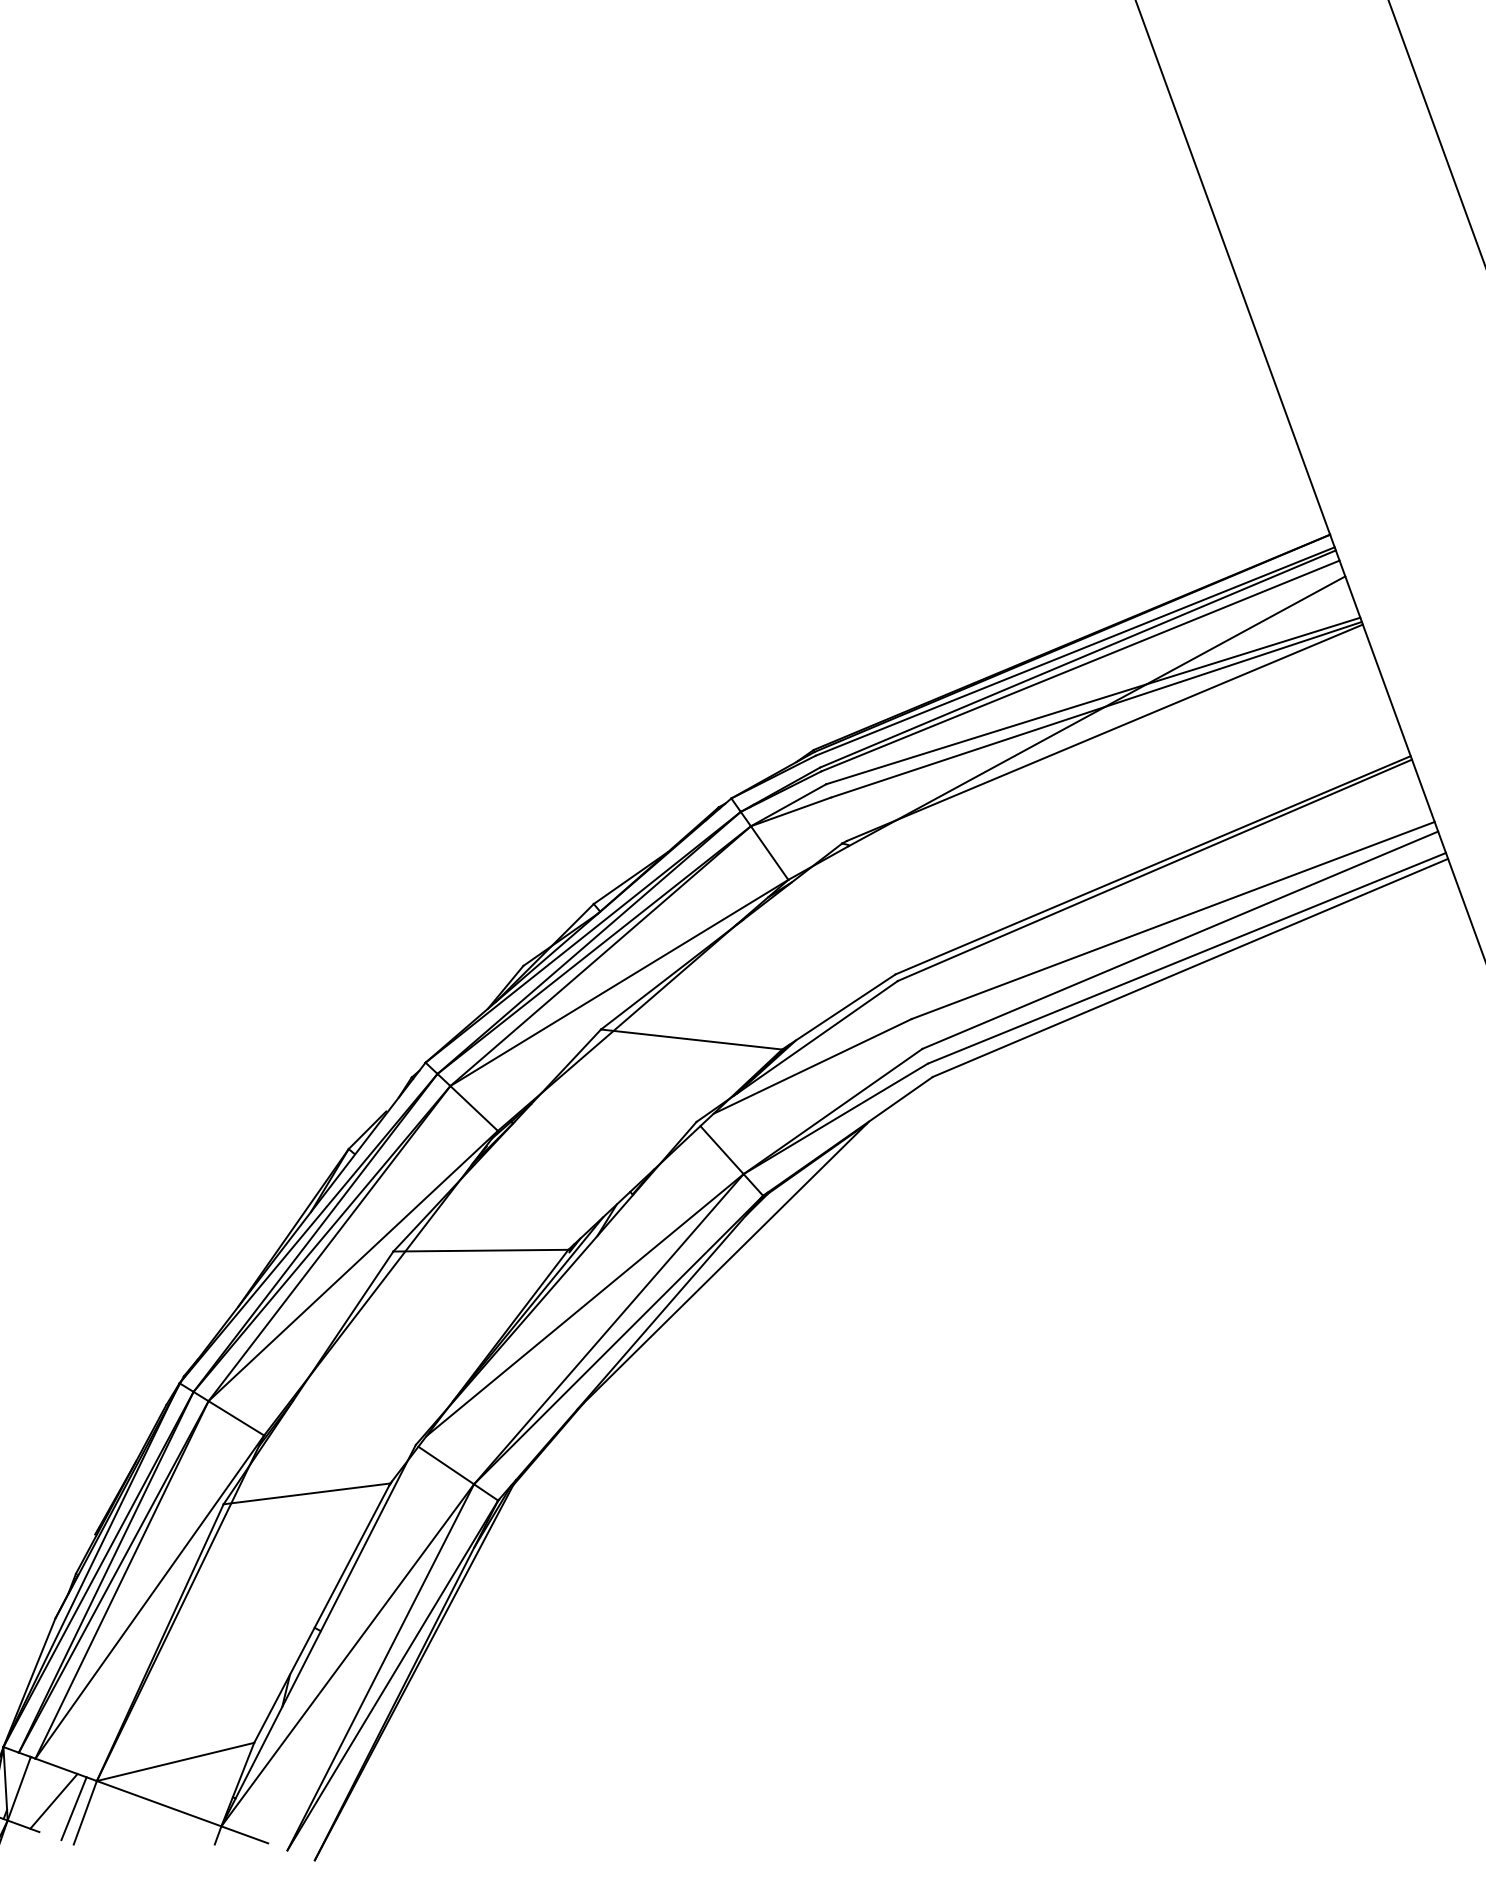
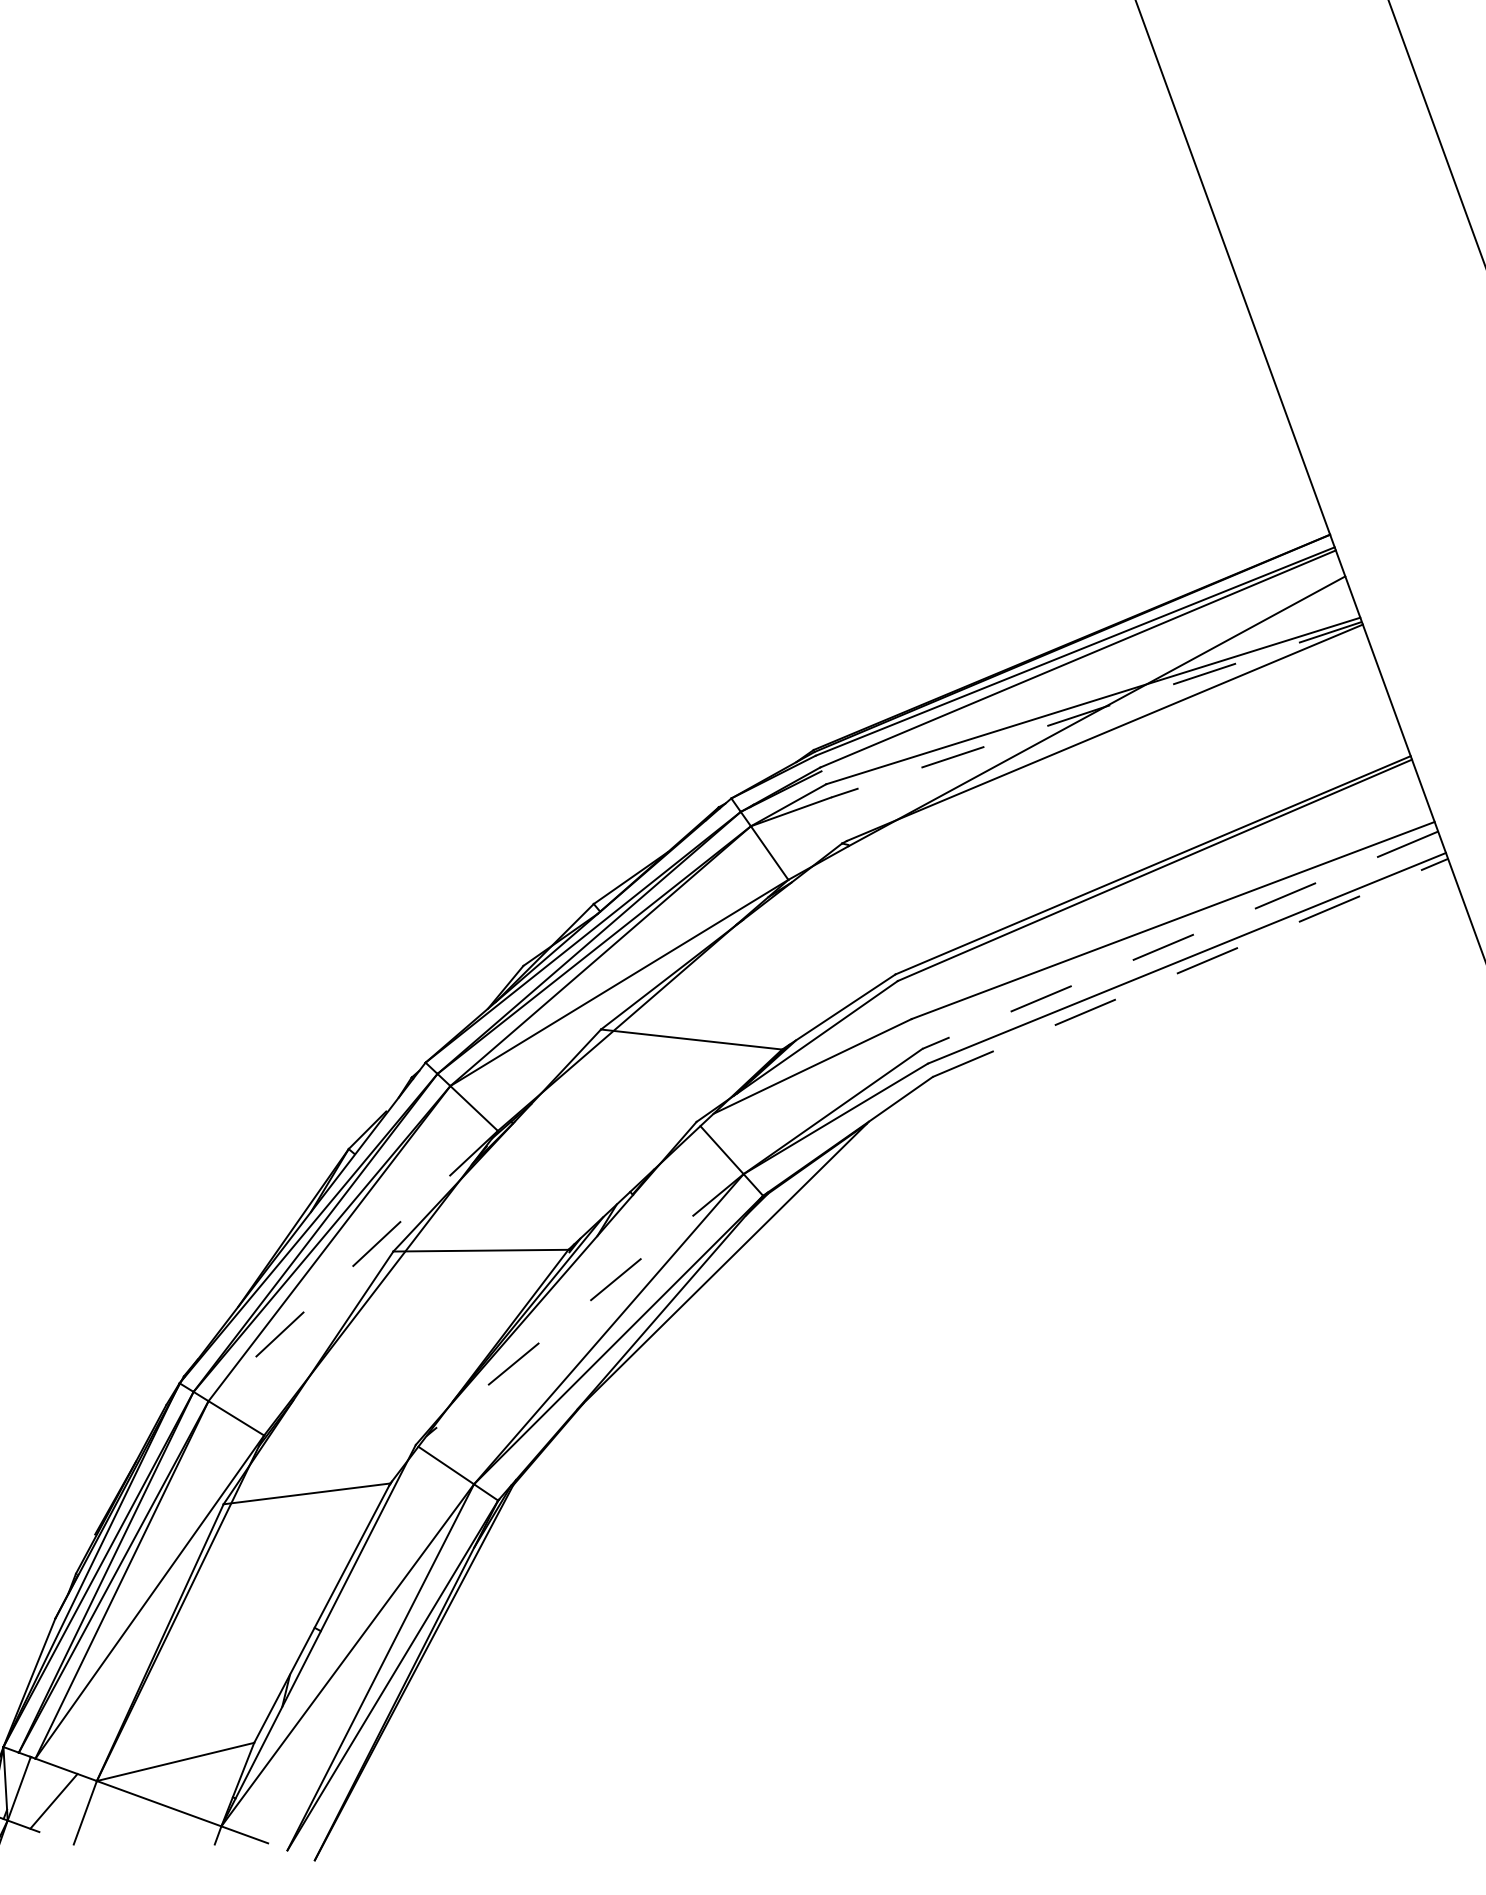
line: present -> none (1080, 665)
line: solid -> dashed (1096, 709)
line: solid -> dashed (1180, 940)
line: solid -> dashed (1190, 967)
line: solid -> dashed (353, 1266)
line: solid -> dashed (585, 1305)
line: present -> none (73, 1808)
